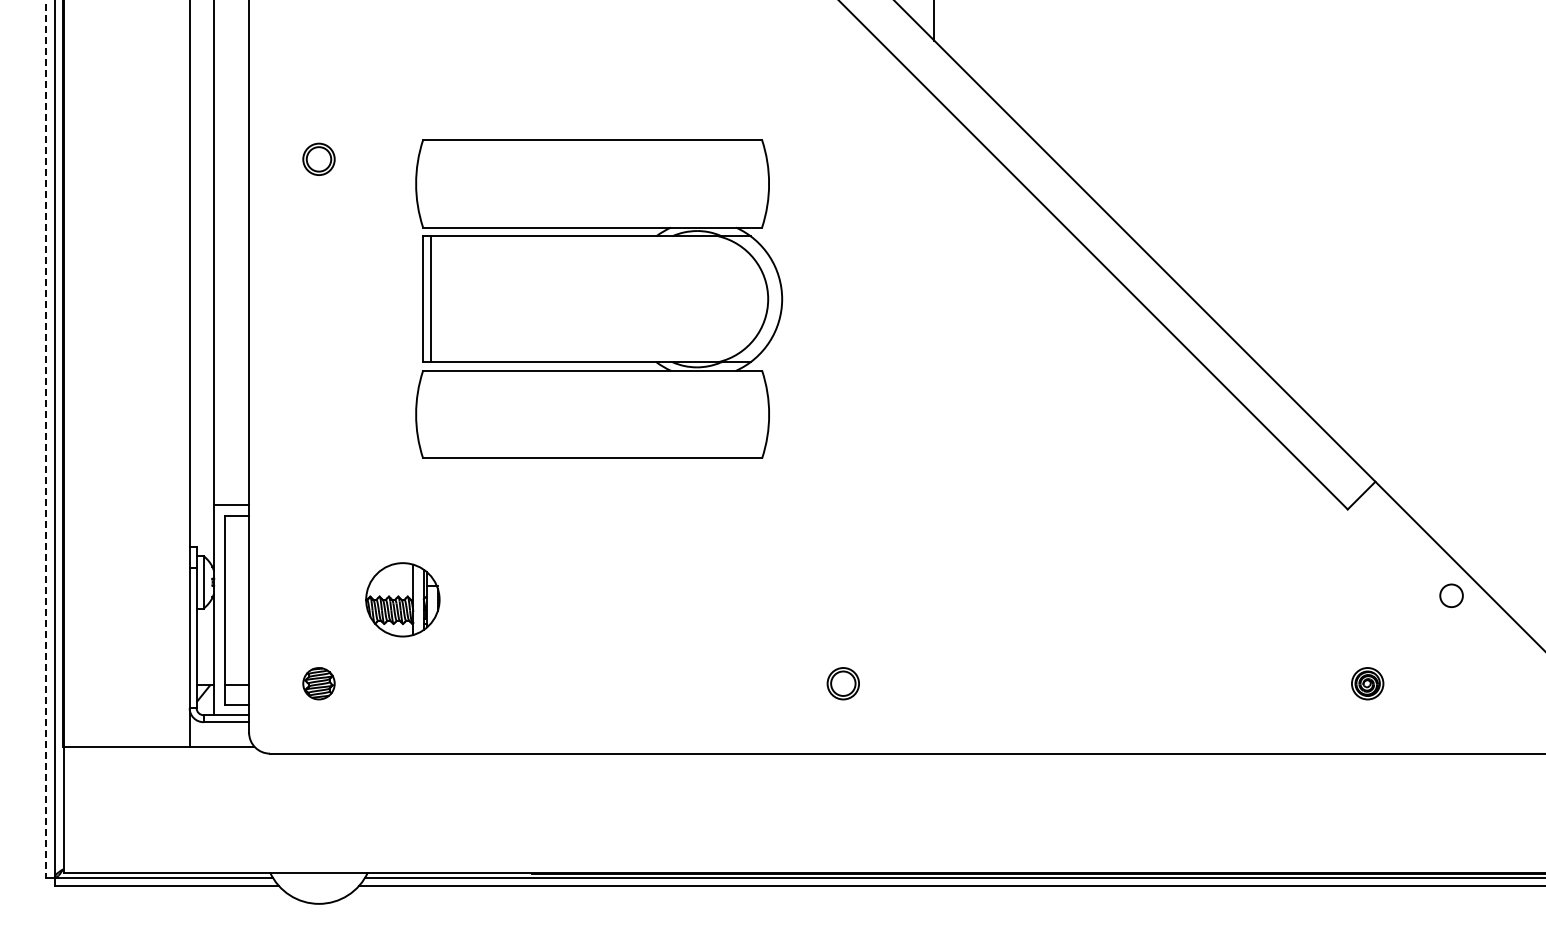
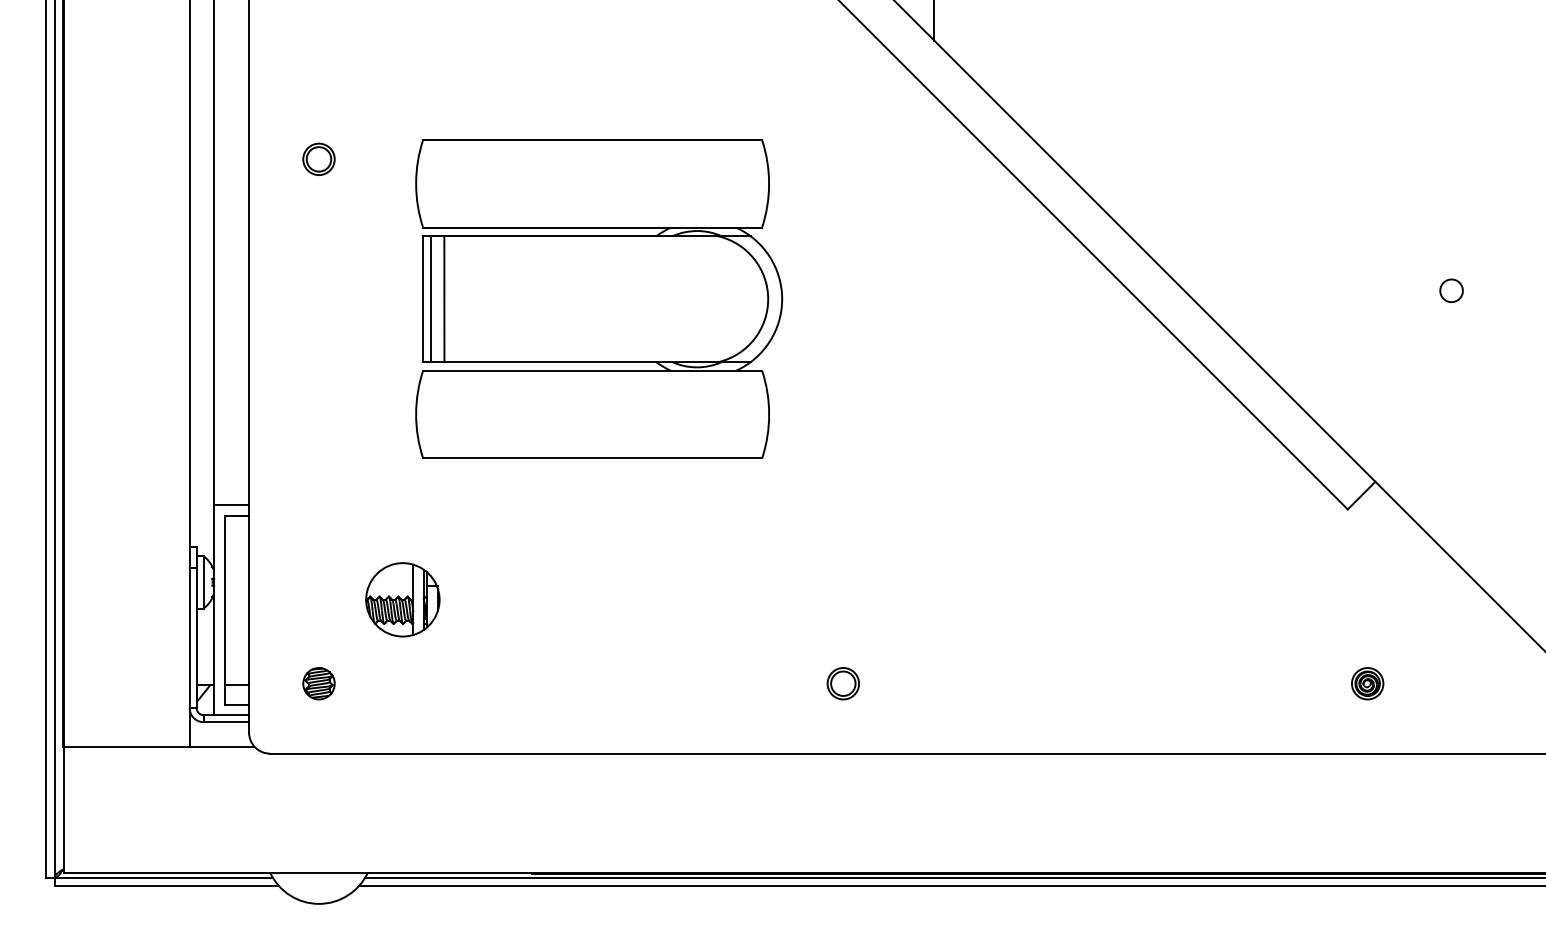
line: none -> present (444, 299)
line: dashed -> solid (46, 439)
circle position: (1451, 595) -> (1451, 290) (1451, 290)
